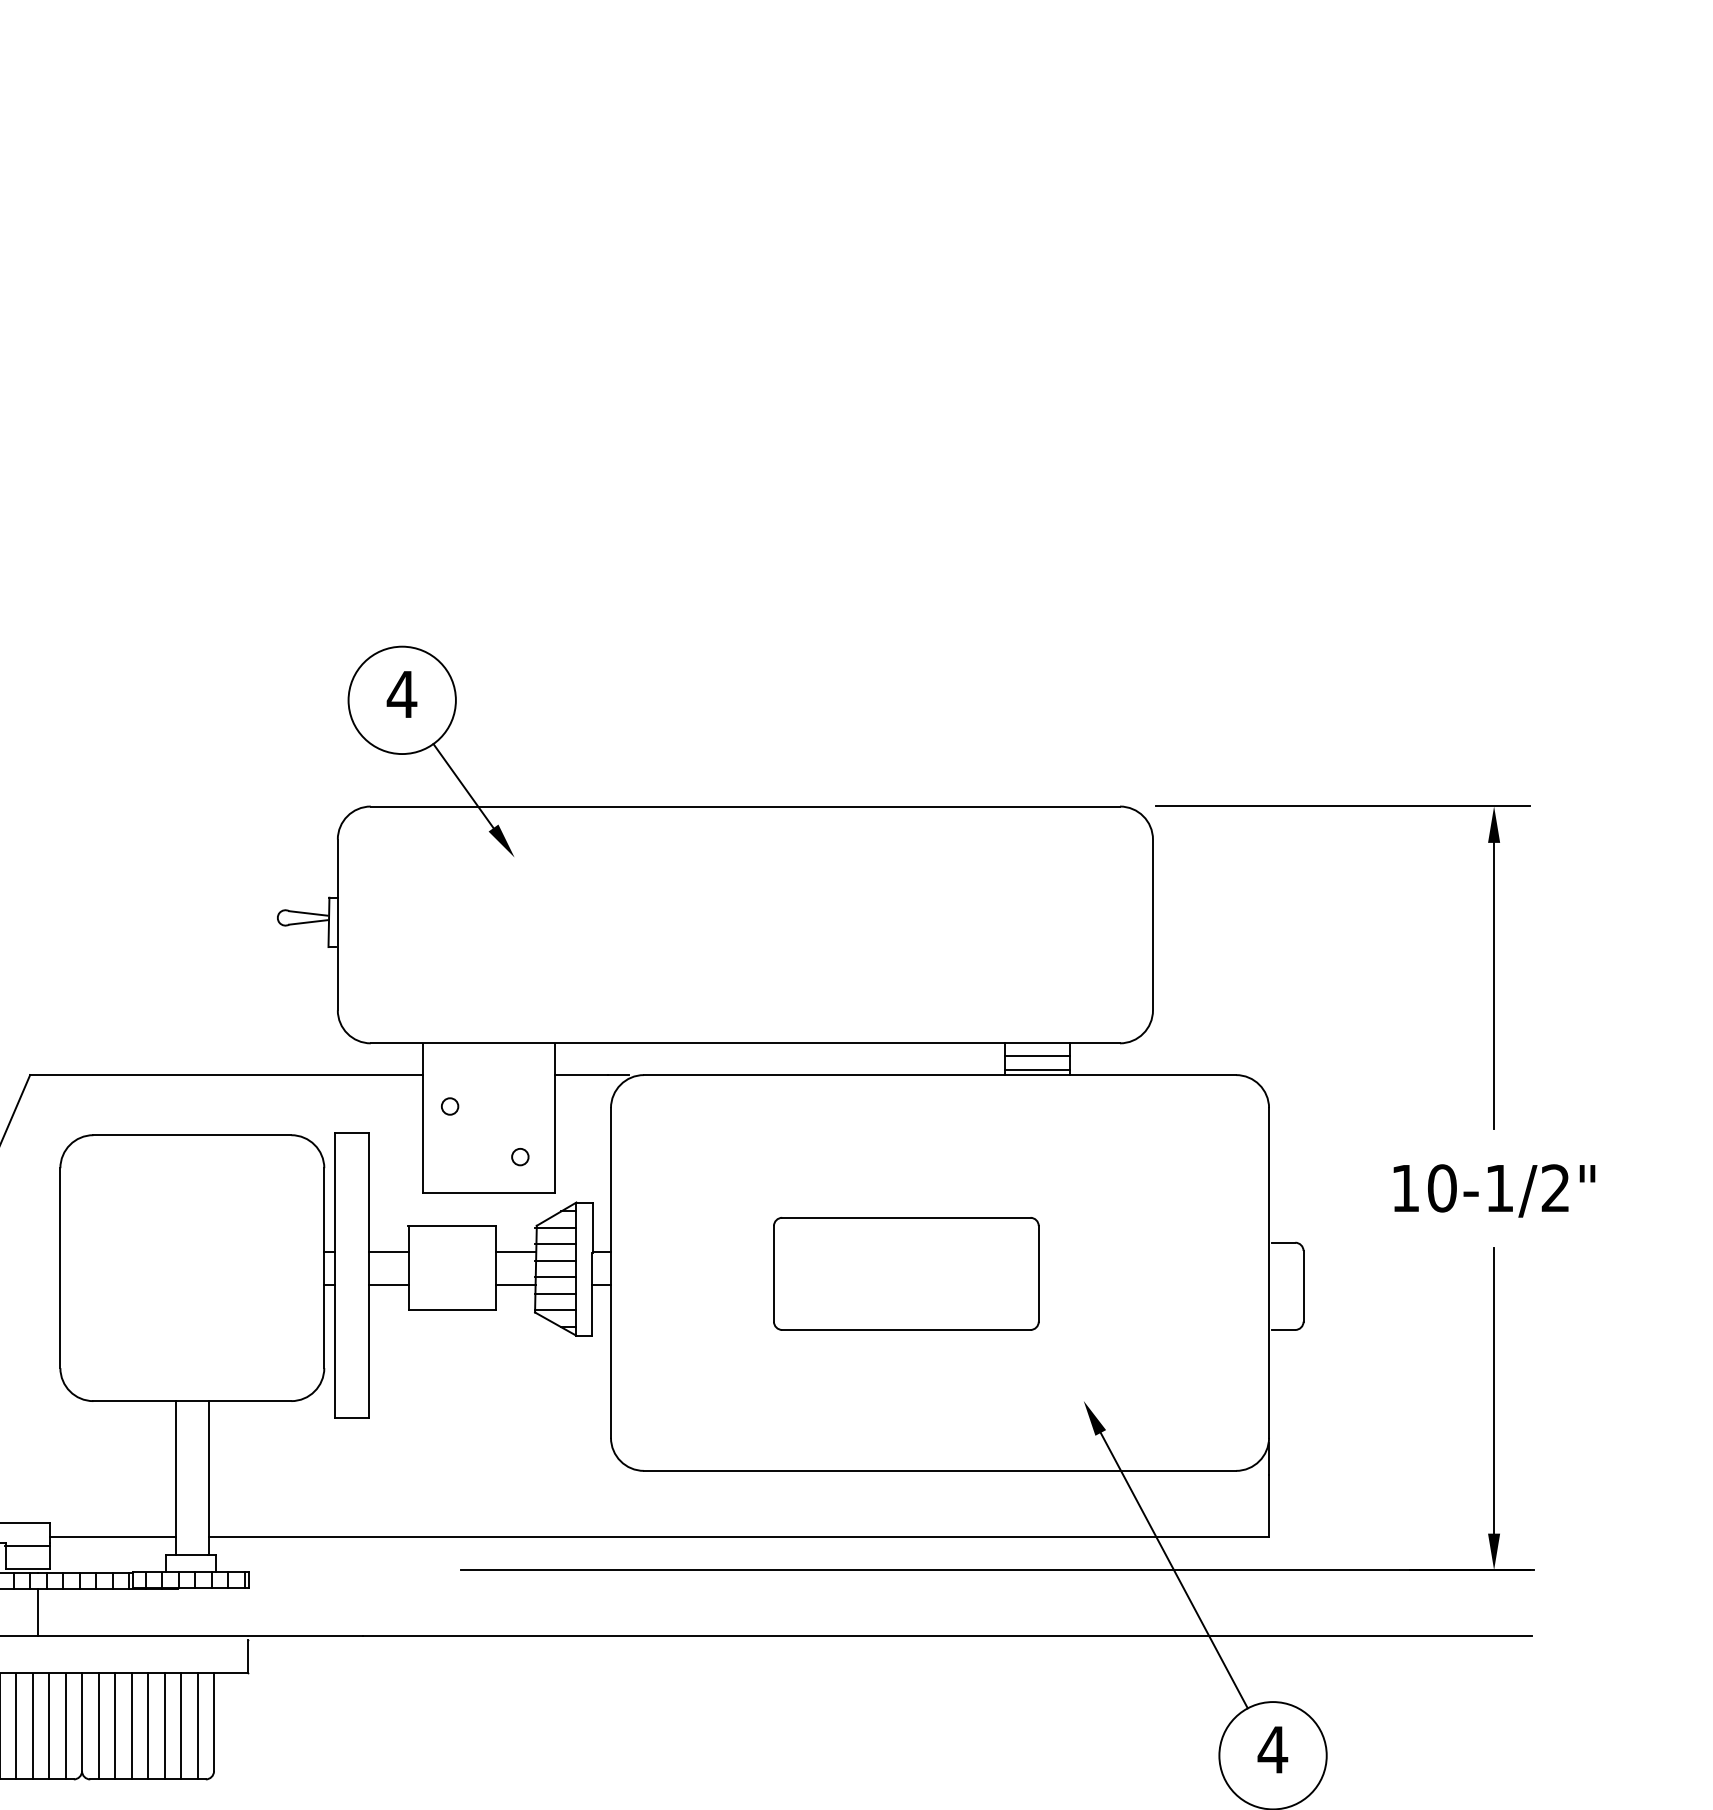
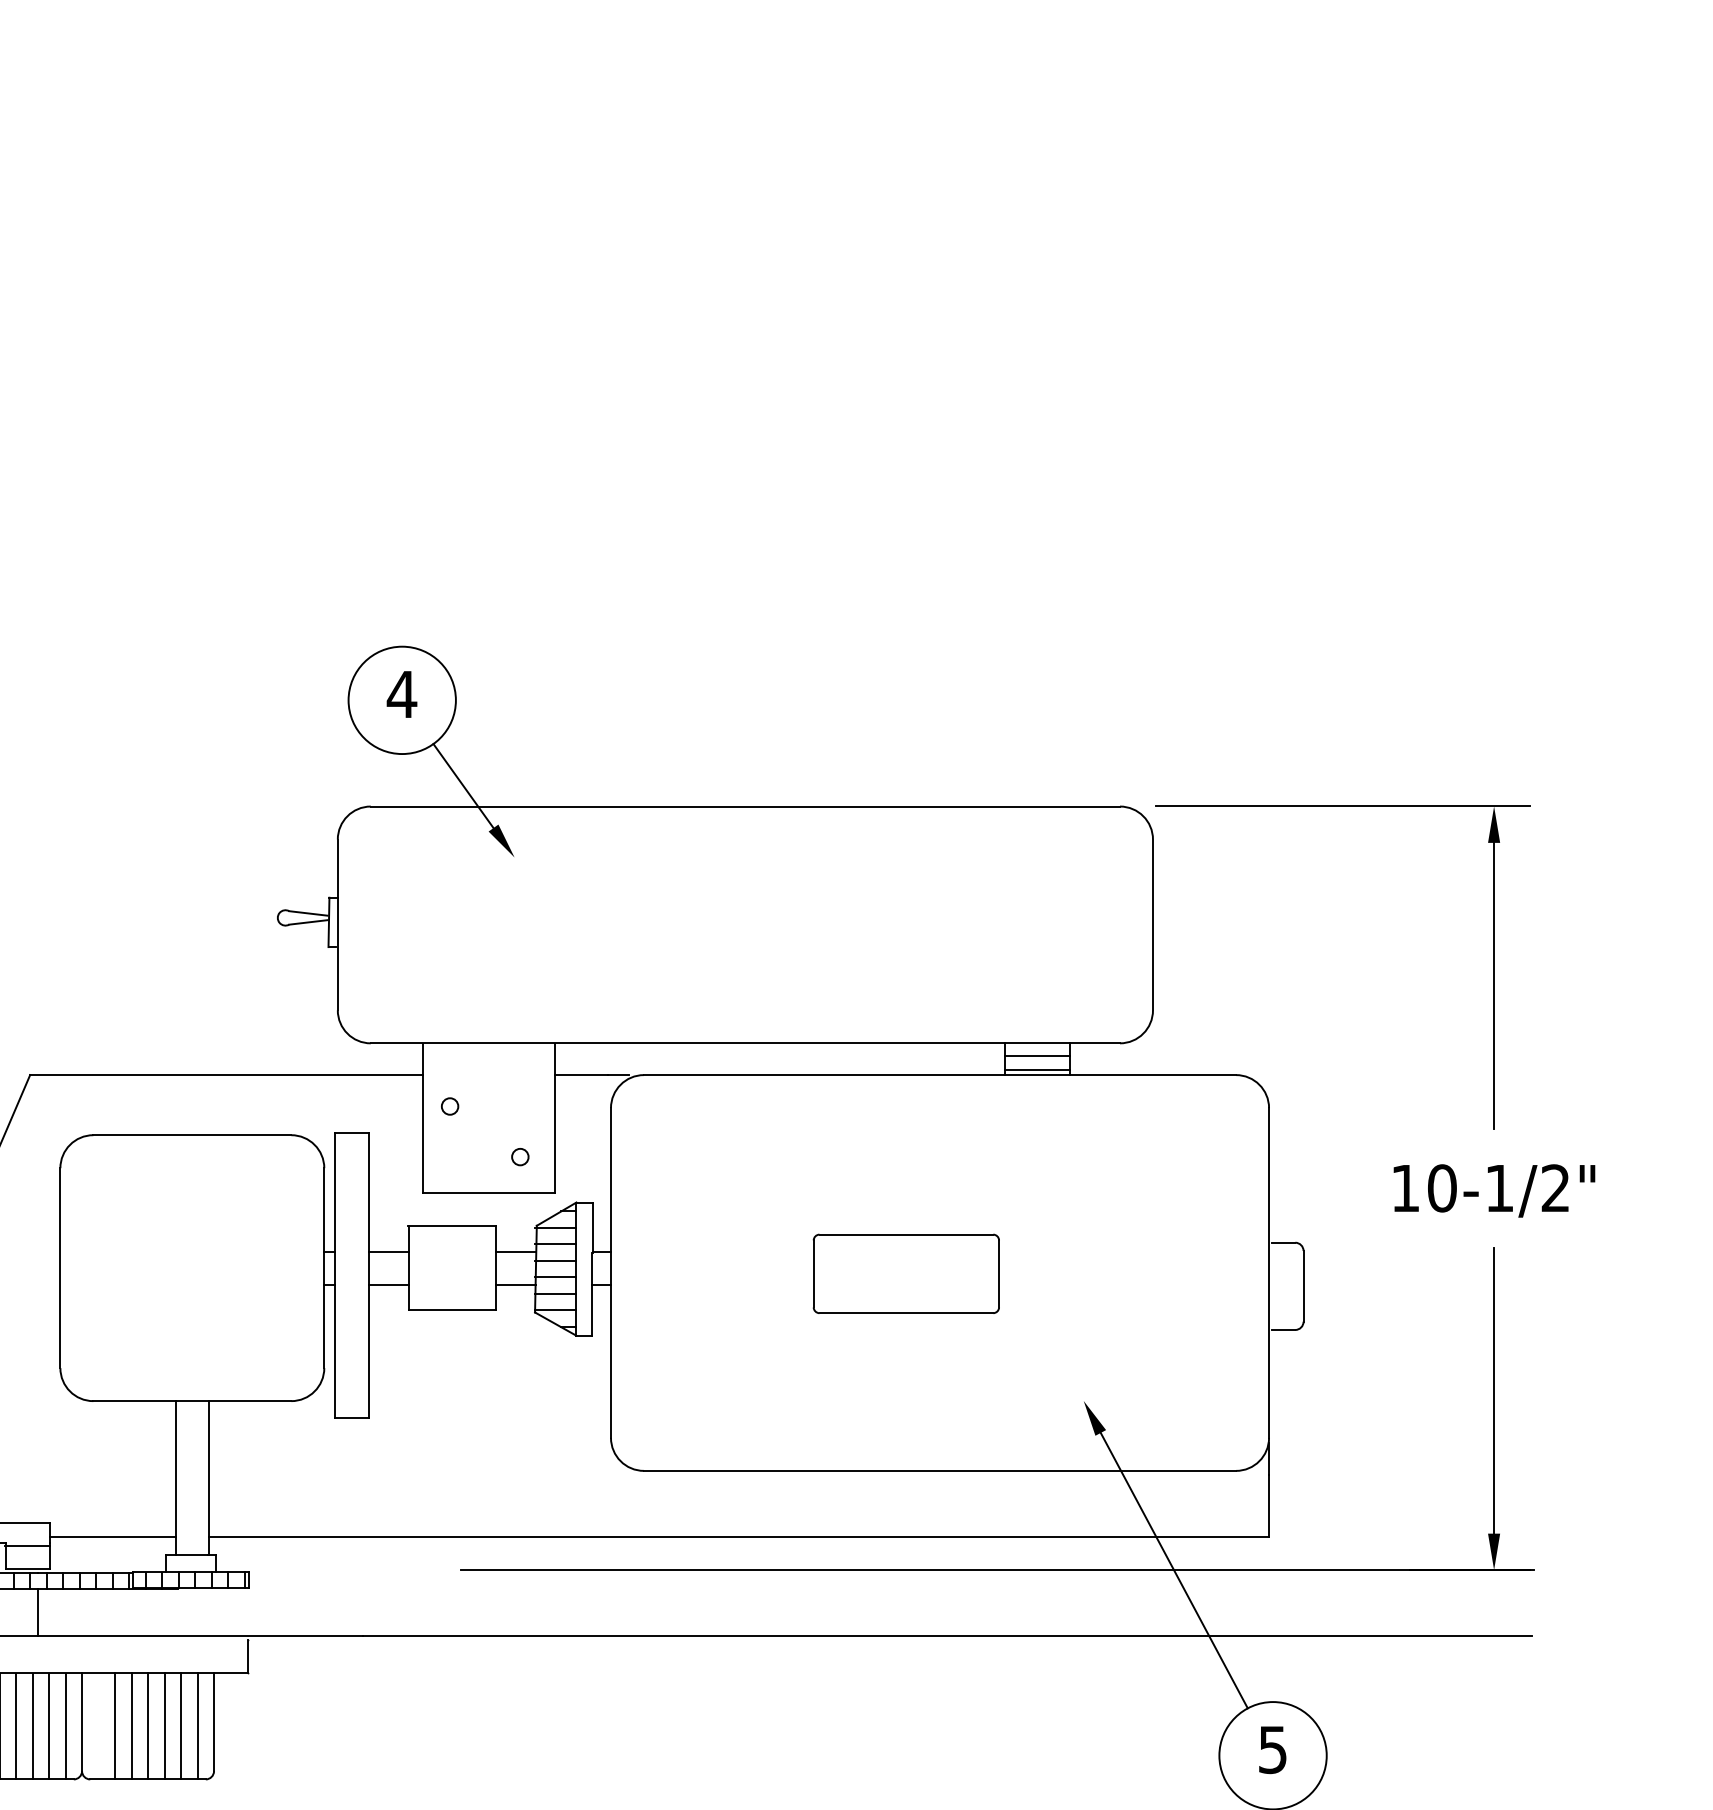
part size: 267x114 px -> 188x81 px (905, 1273)
line: present -> none (98, 1725)
text: 4 -> 5 (1272, 1750)
